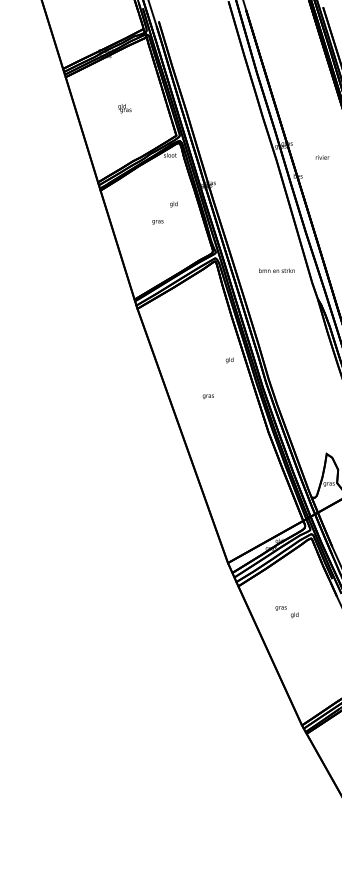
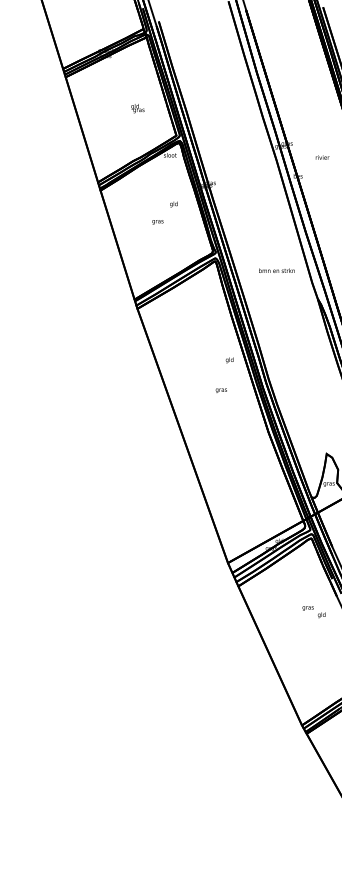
text position: (124, 108) -> (137, 108) (137, 108)
text position: (207, 396) -> (220, 390) (220, 390)
text position: (286, 612) -> (313, 612) (313, 612)
